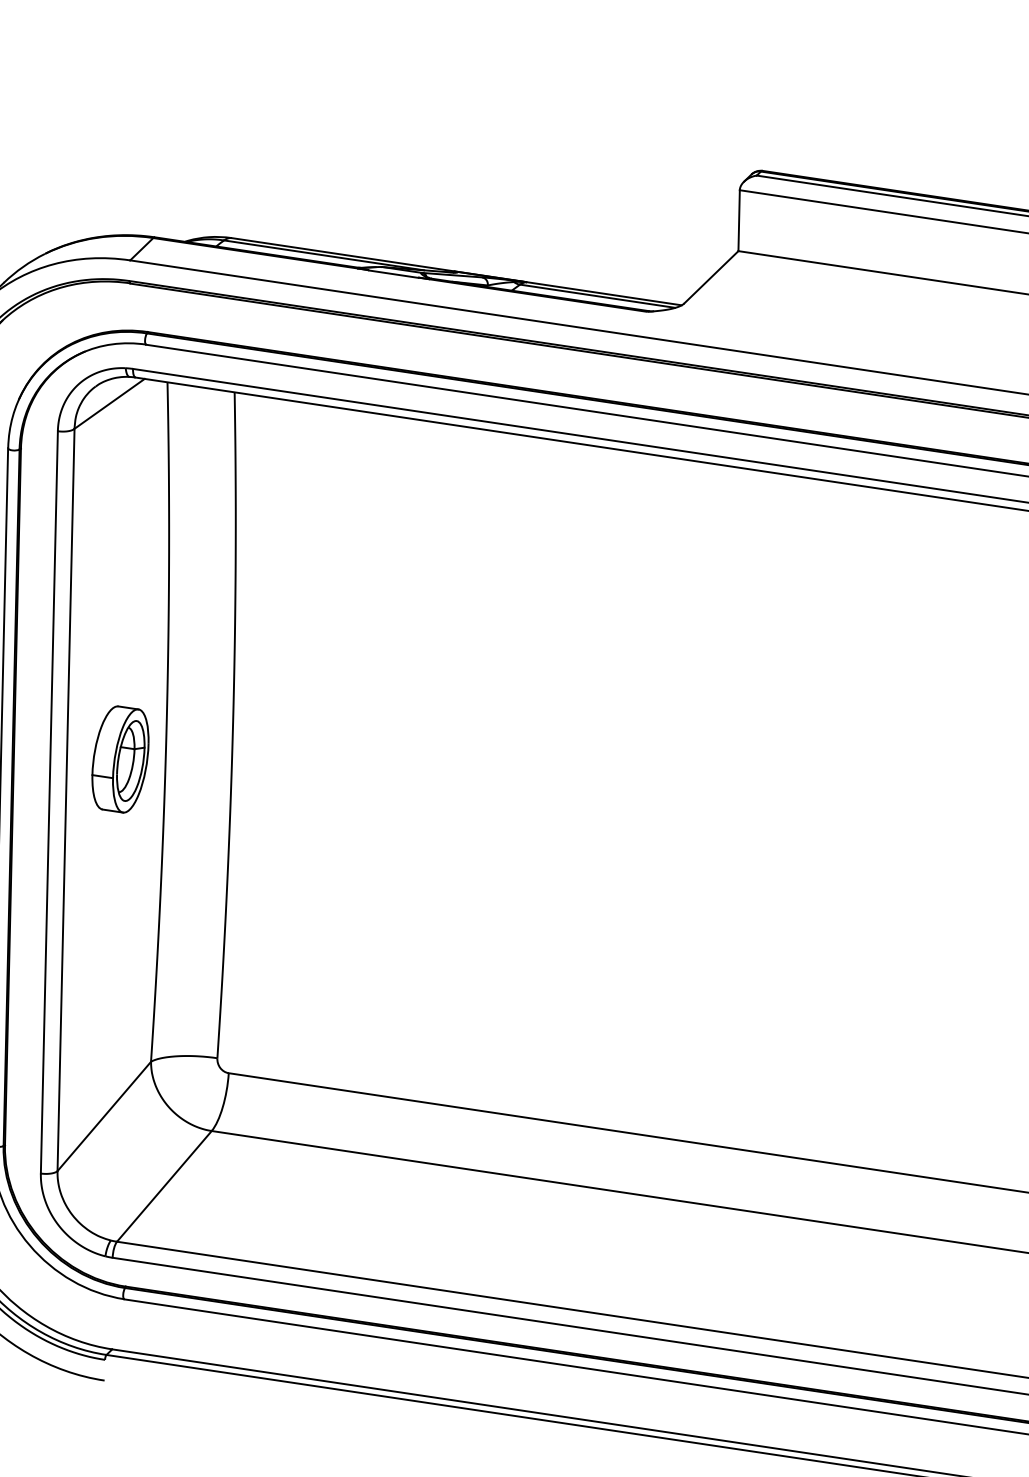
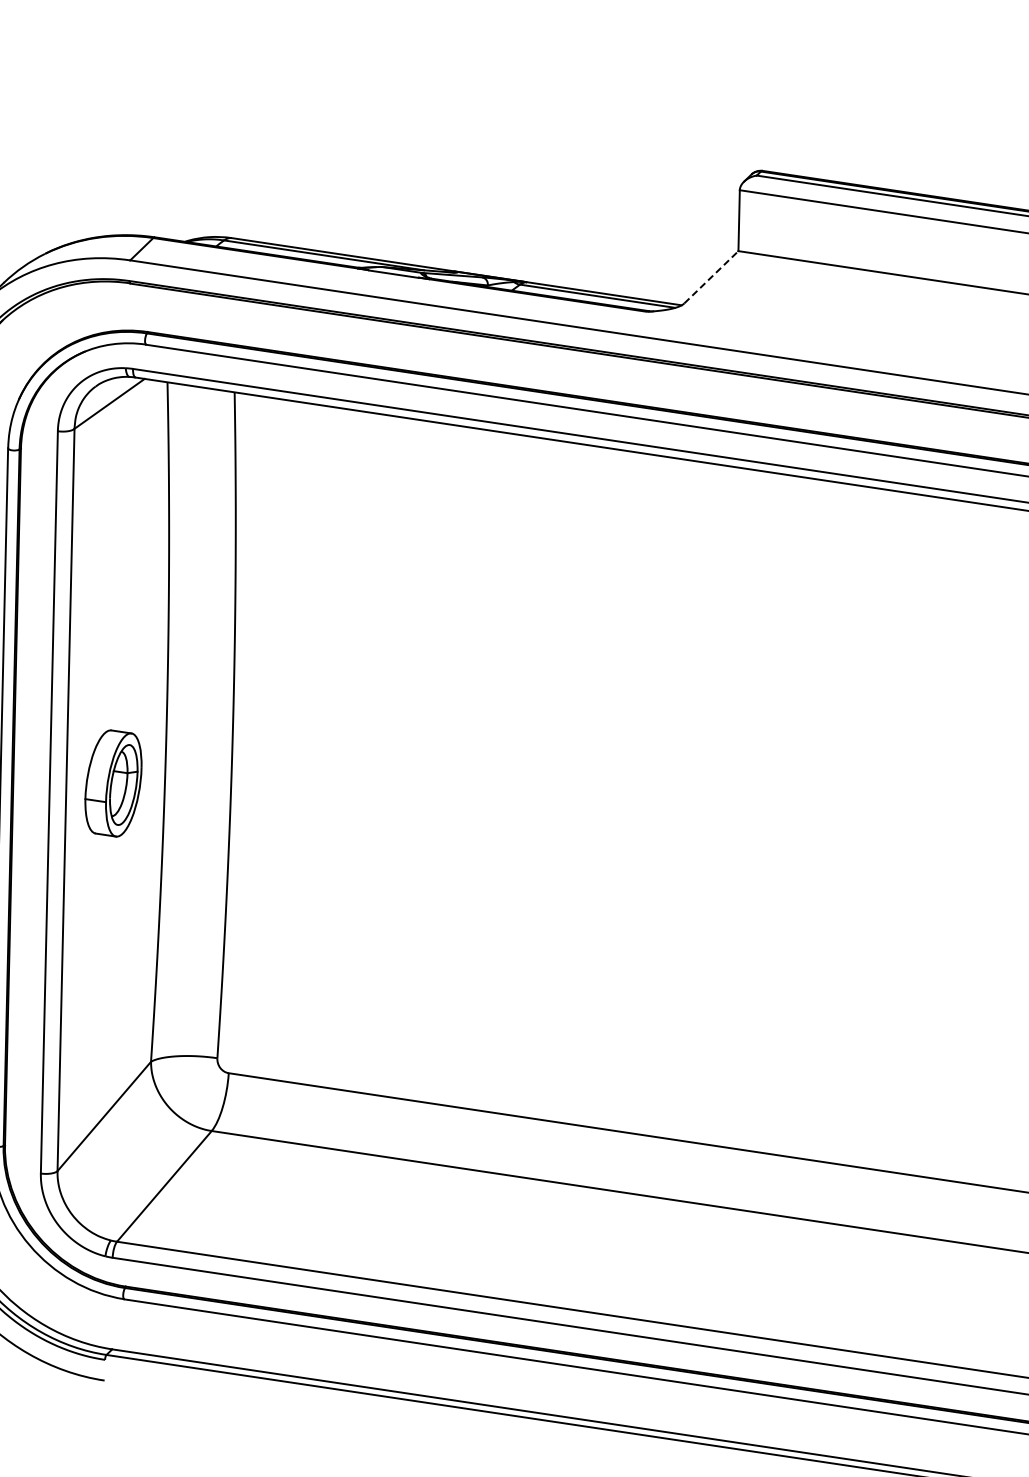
line: solid -> dashed (711, 277)
part position: (120, 759) -> (113, 783) (113, 783)
